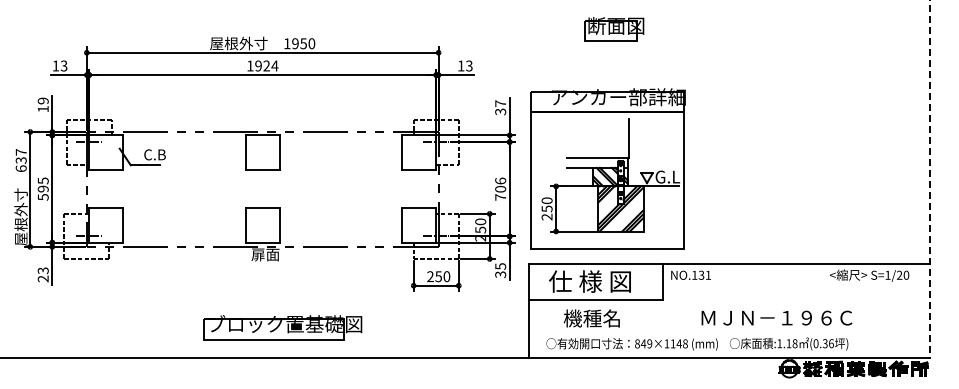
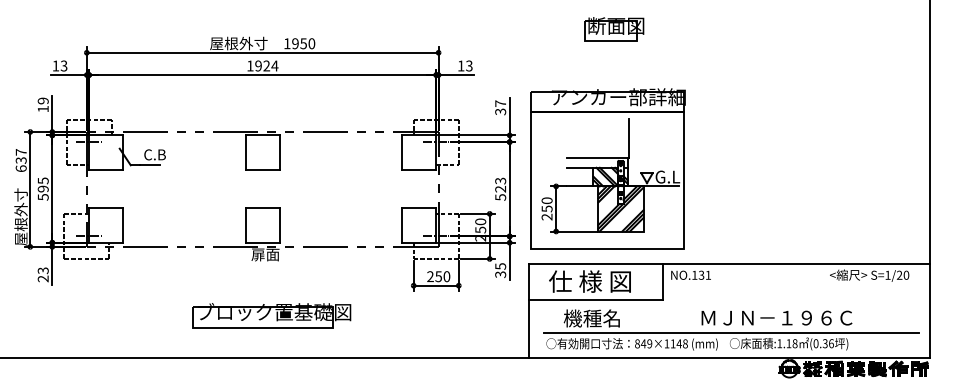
line: dashed -> solid (929, 179)
text: 706 -> 523 (500, 188)
part position: (282, 327) -> (271, 315) (271, 315)
line: none -> present (731, 332)
